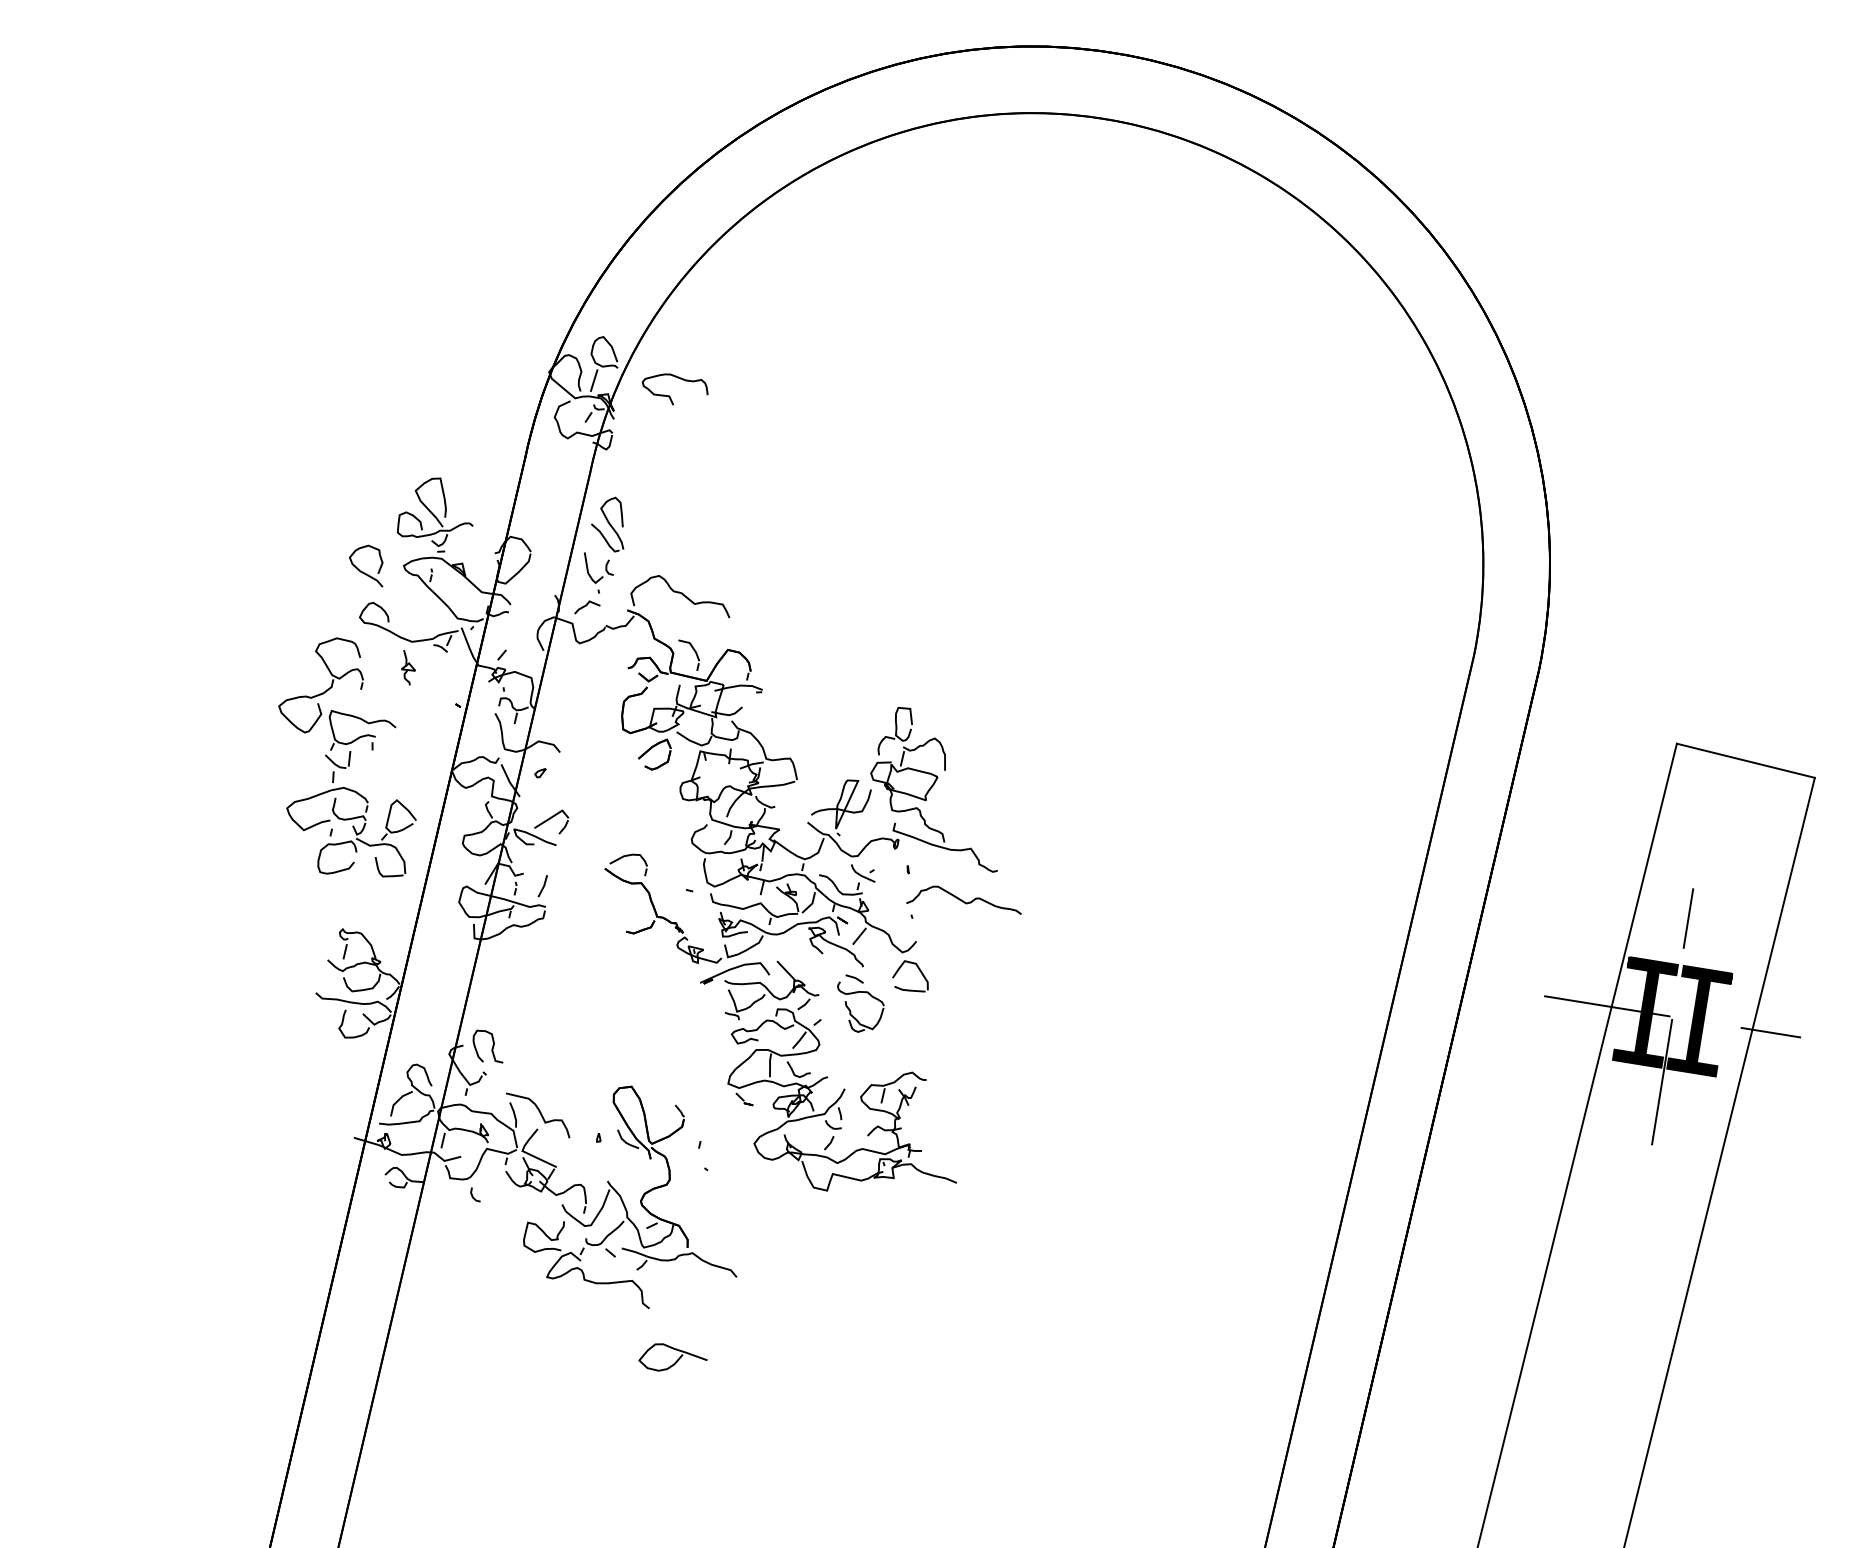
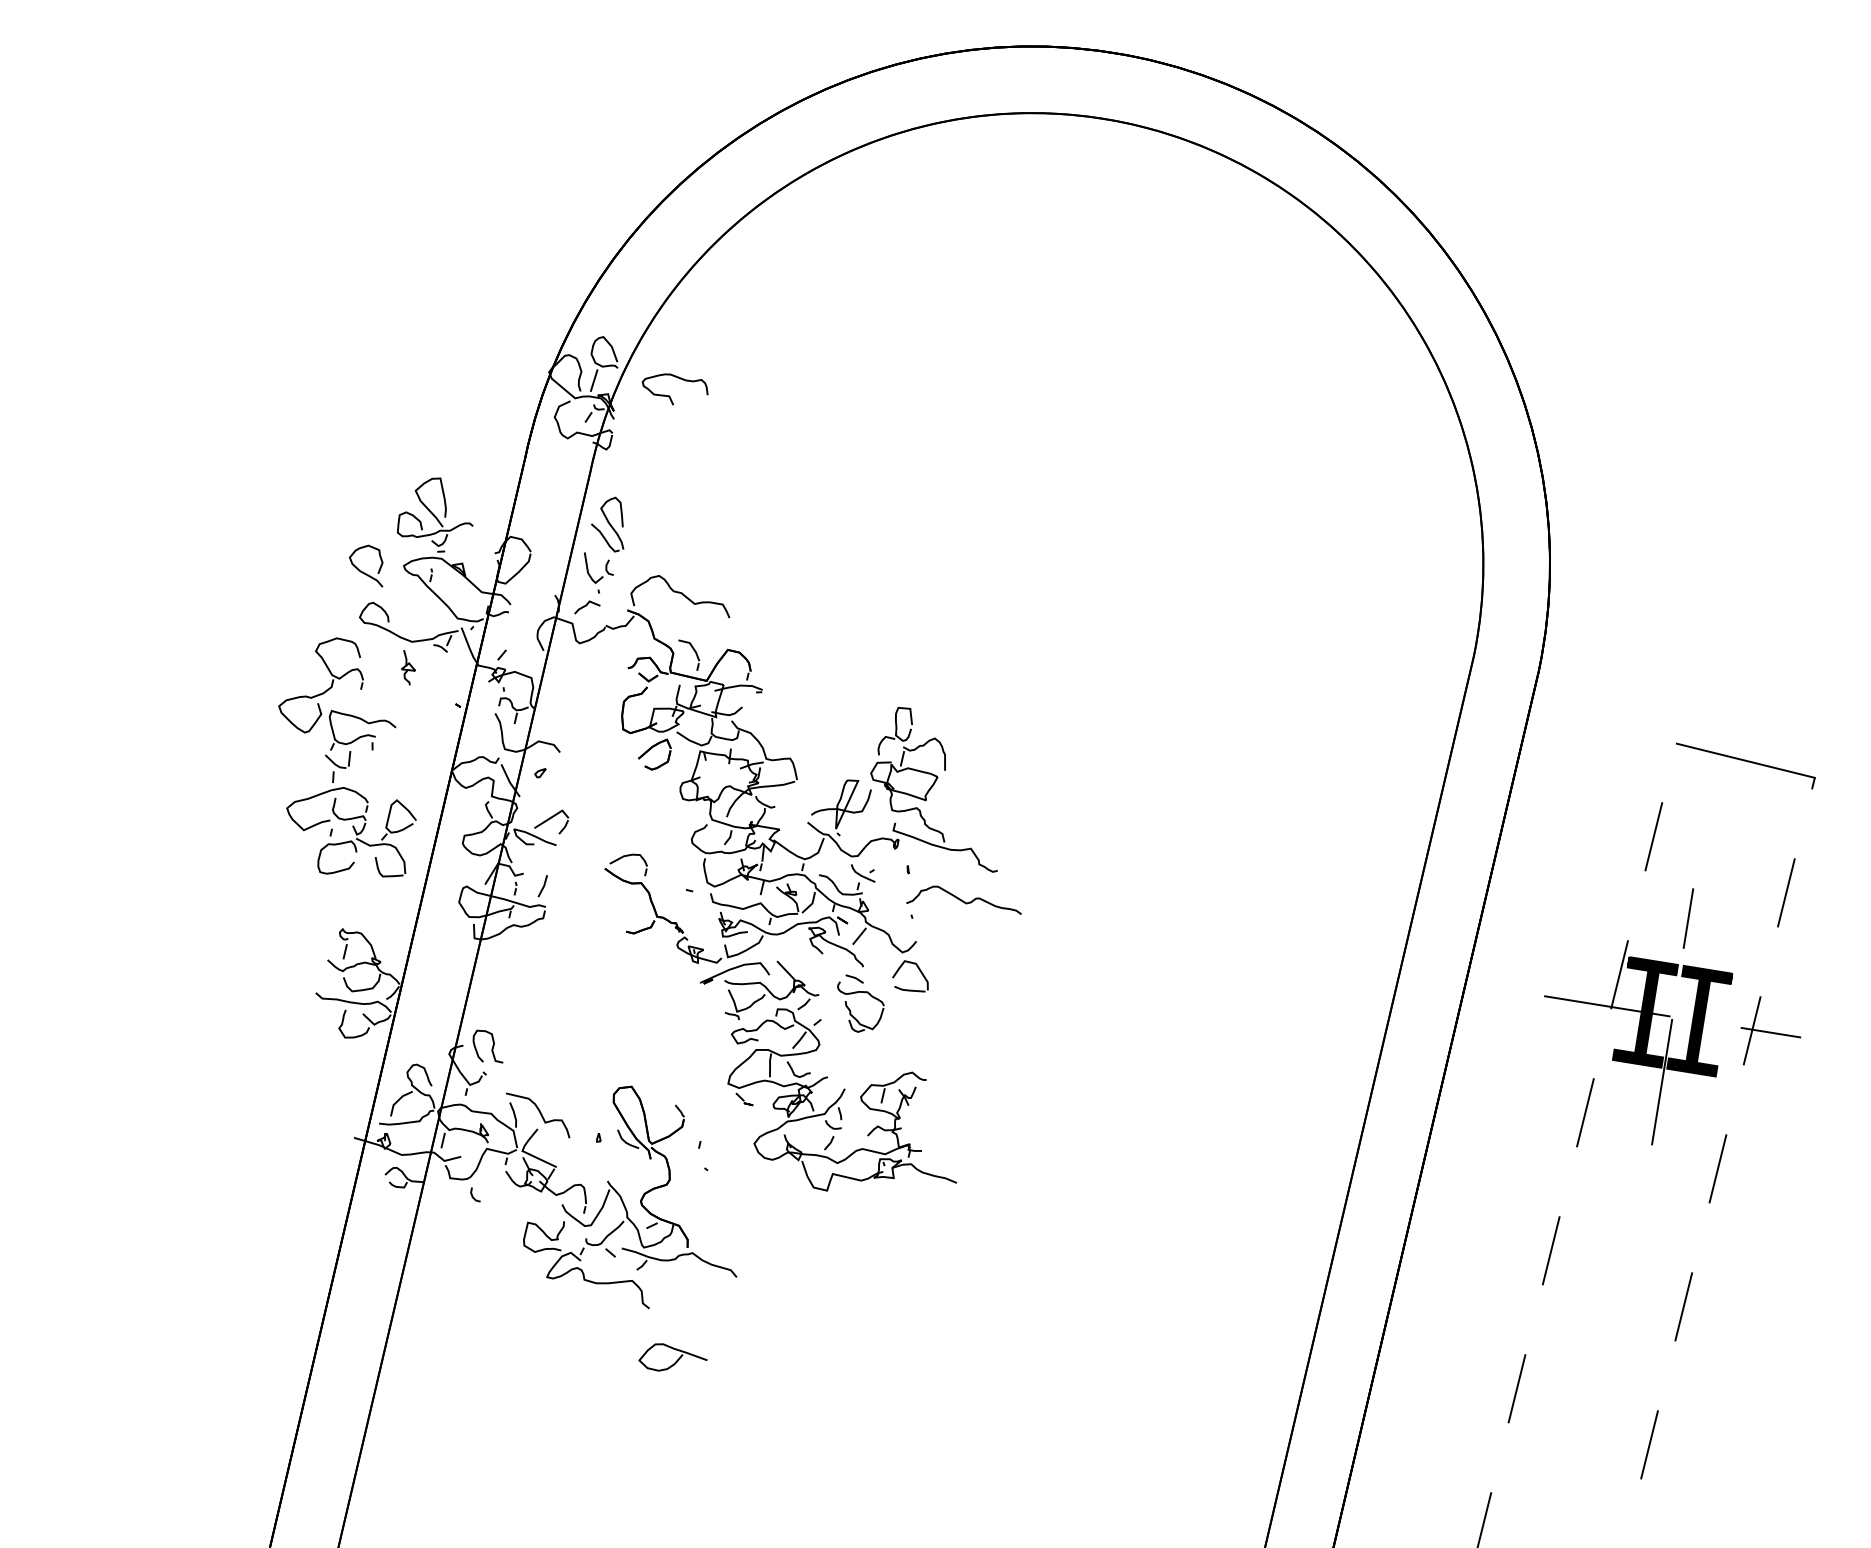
line: solid -> dashed (1577, 1145)
line: solid -> dashed (1719, 1162)
